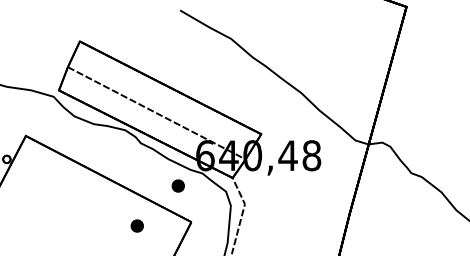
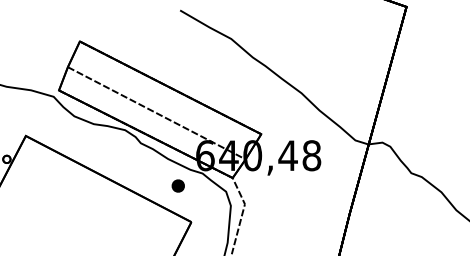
part: present -> none (136, 225)
